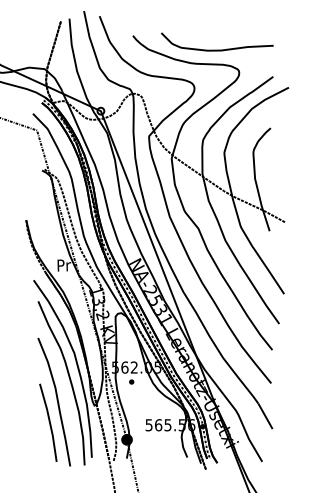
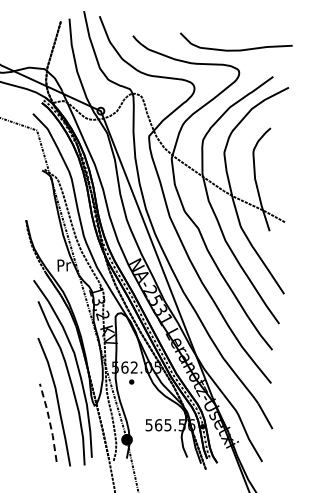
curve position: (217, 49) -> (236, 49) (236, 49)
line: solid -> dashed (49, 421)
